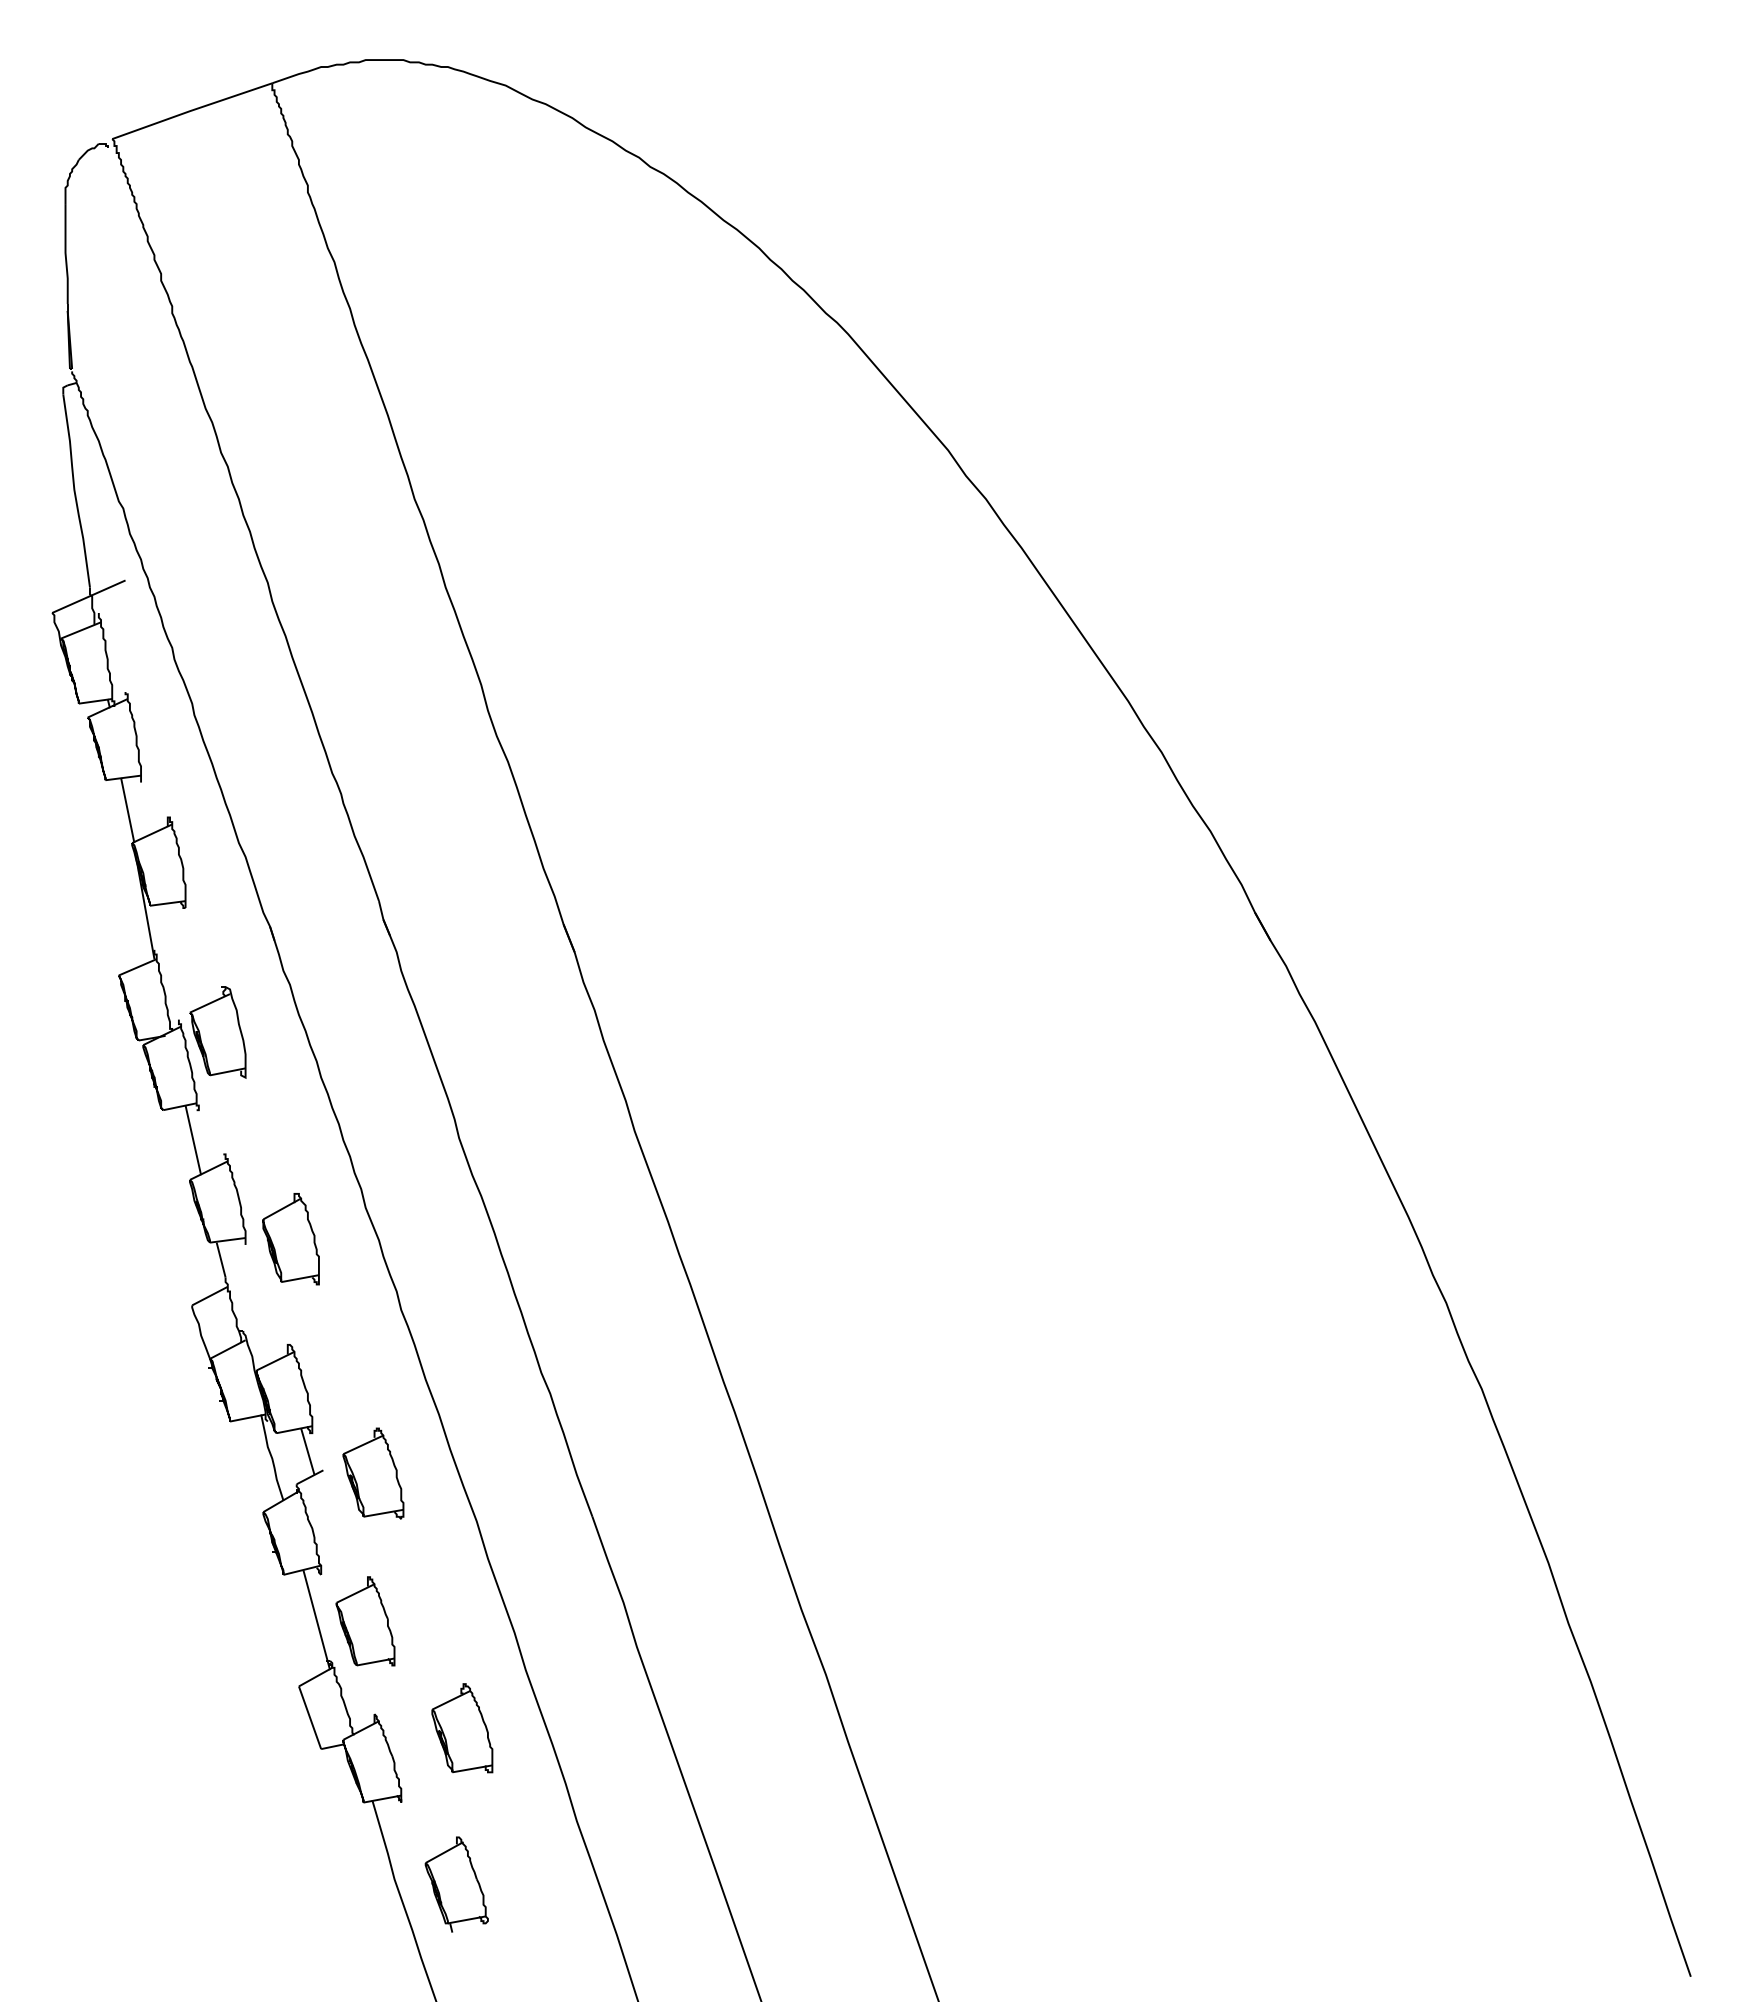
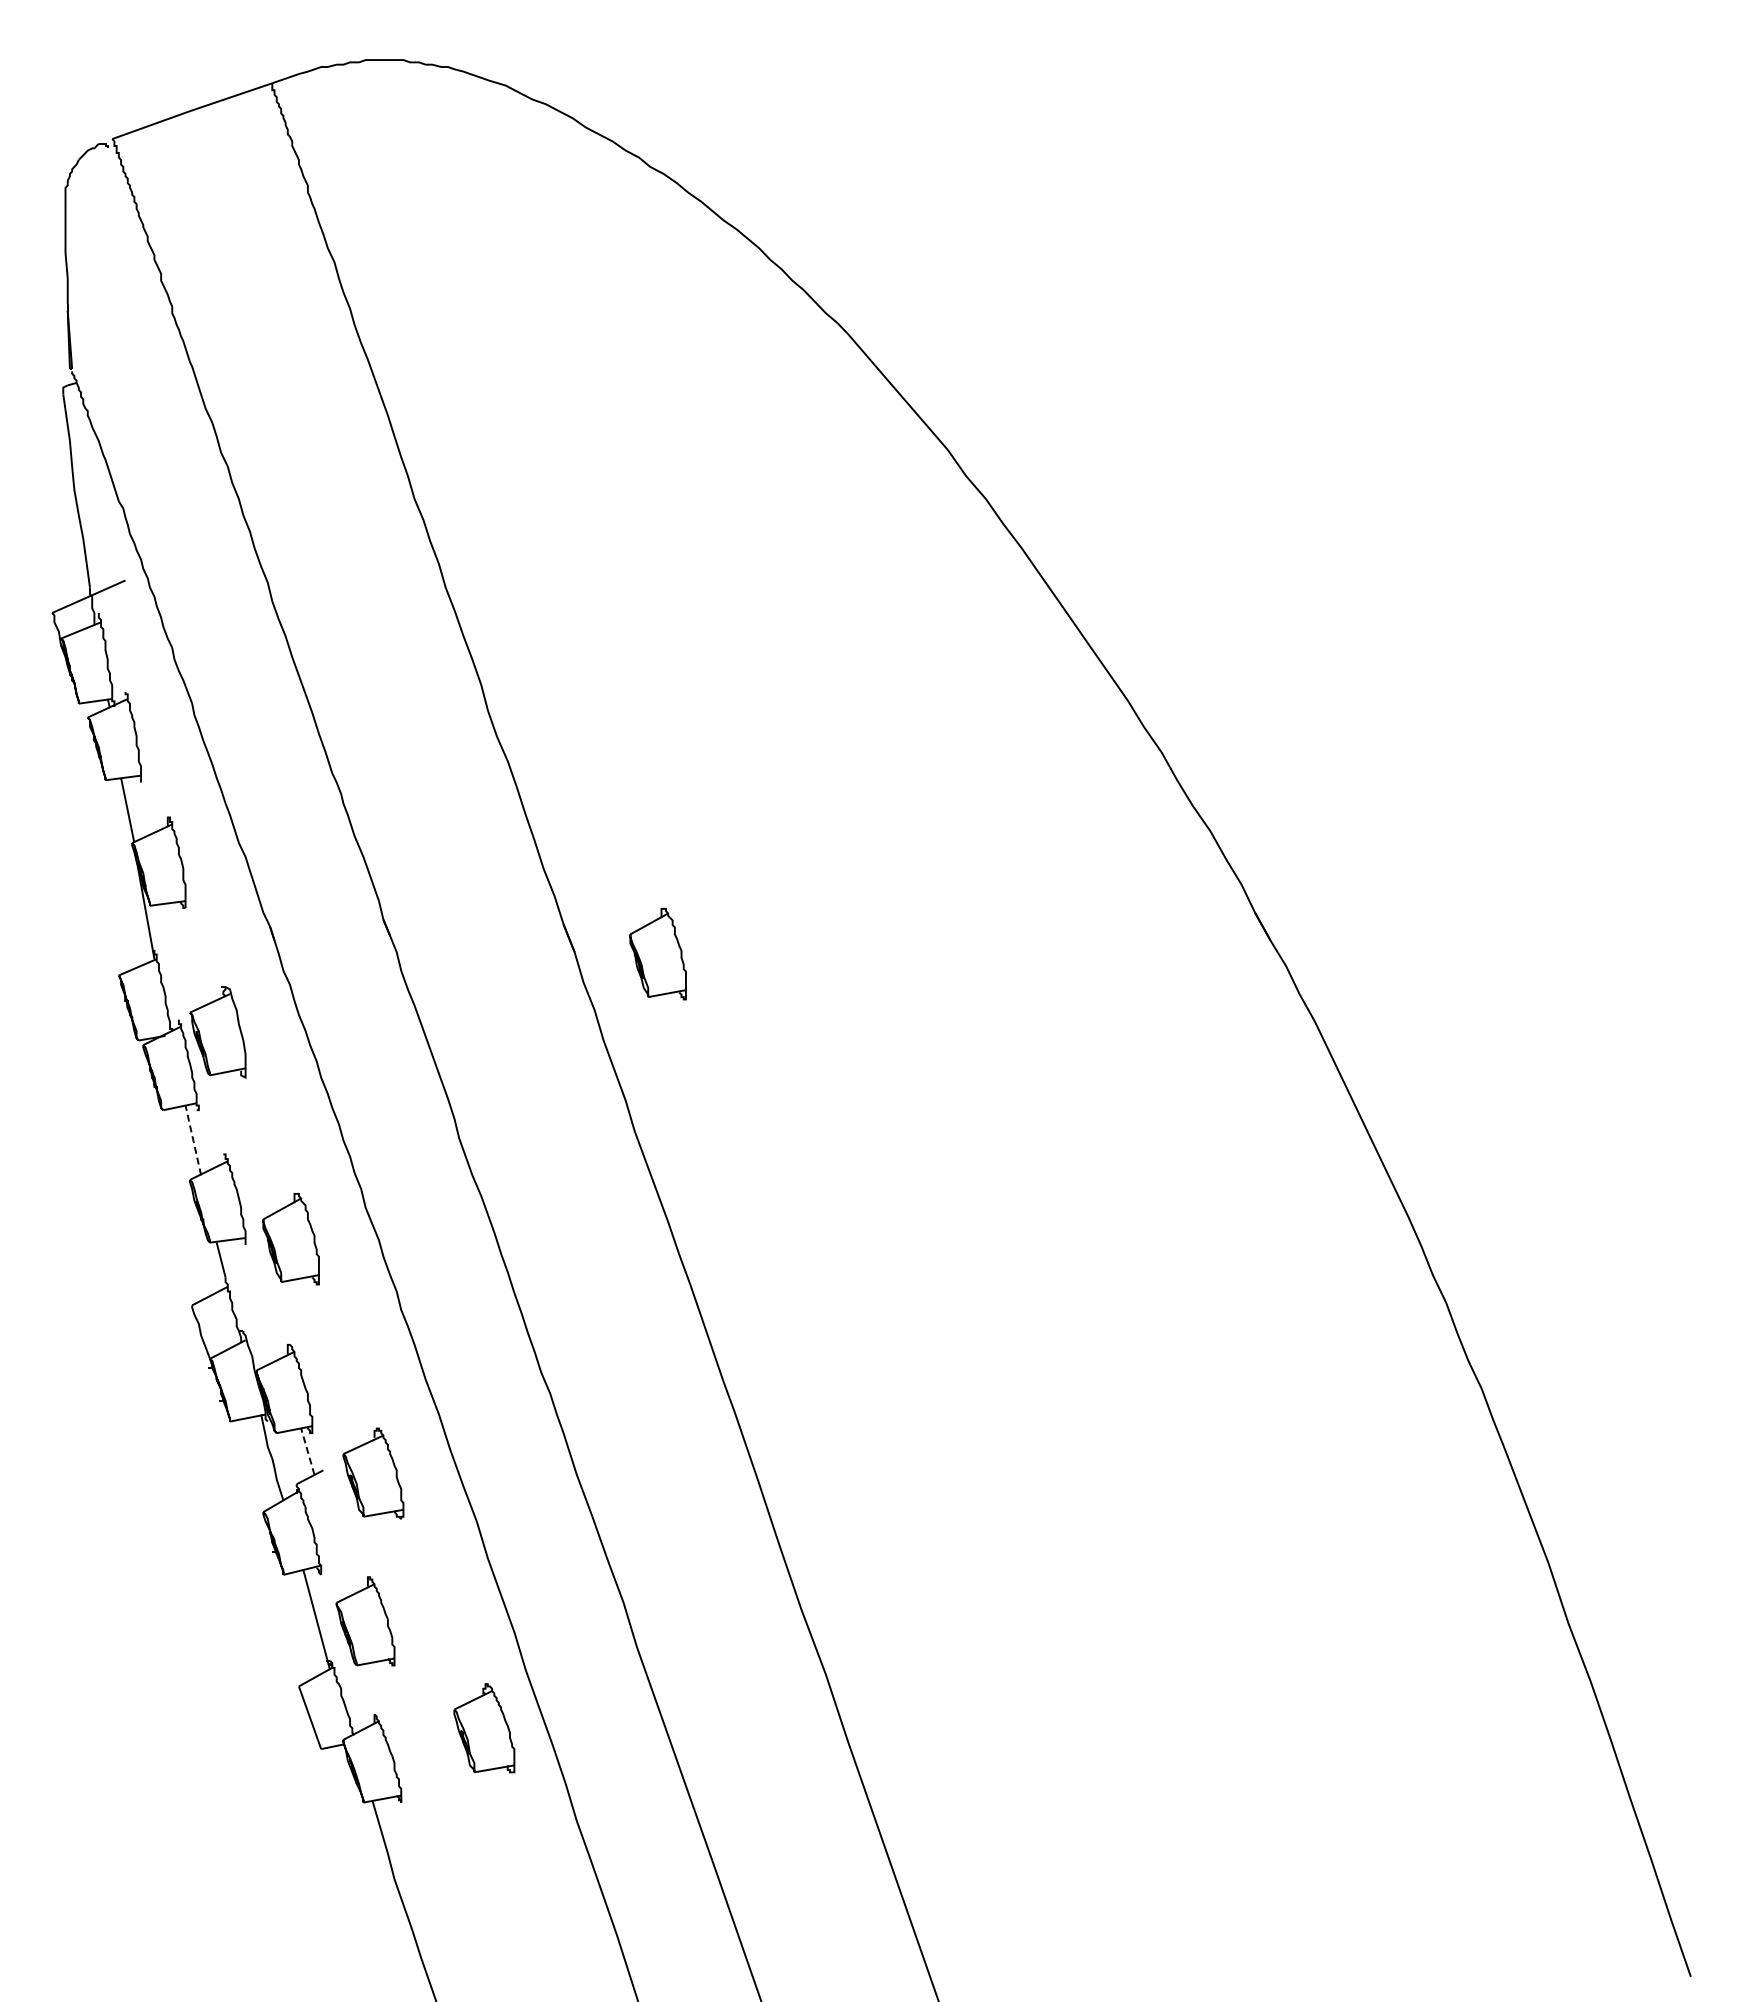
part: none -> present (657, 954)
line: solid -> dashed (193, 1140)
line: solid -> dashed (307, 1451)
part position: (462, 1728) -> (484, 1728) (484, 1728)
part: present -> none (456, 1884)
